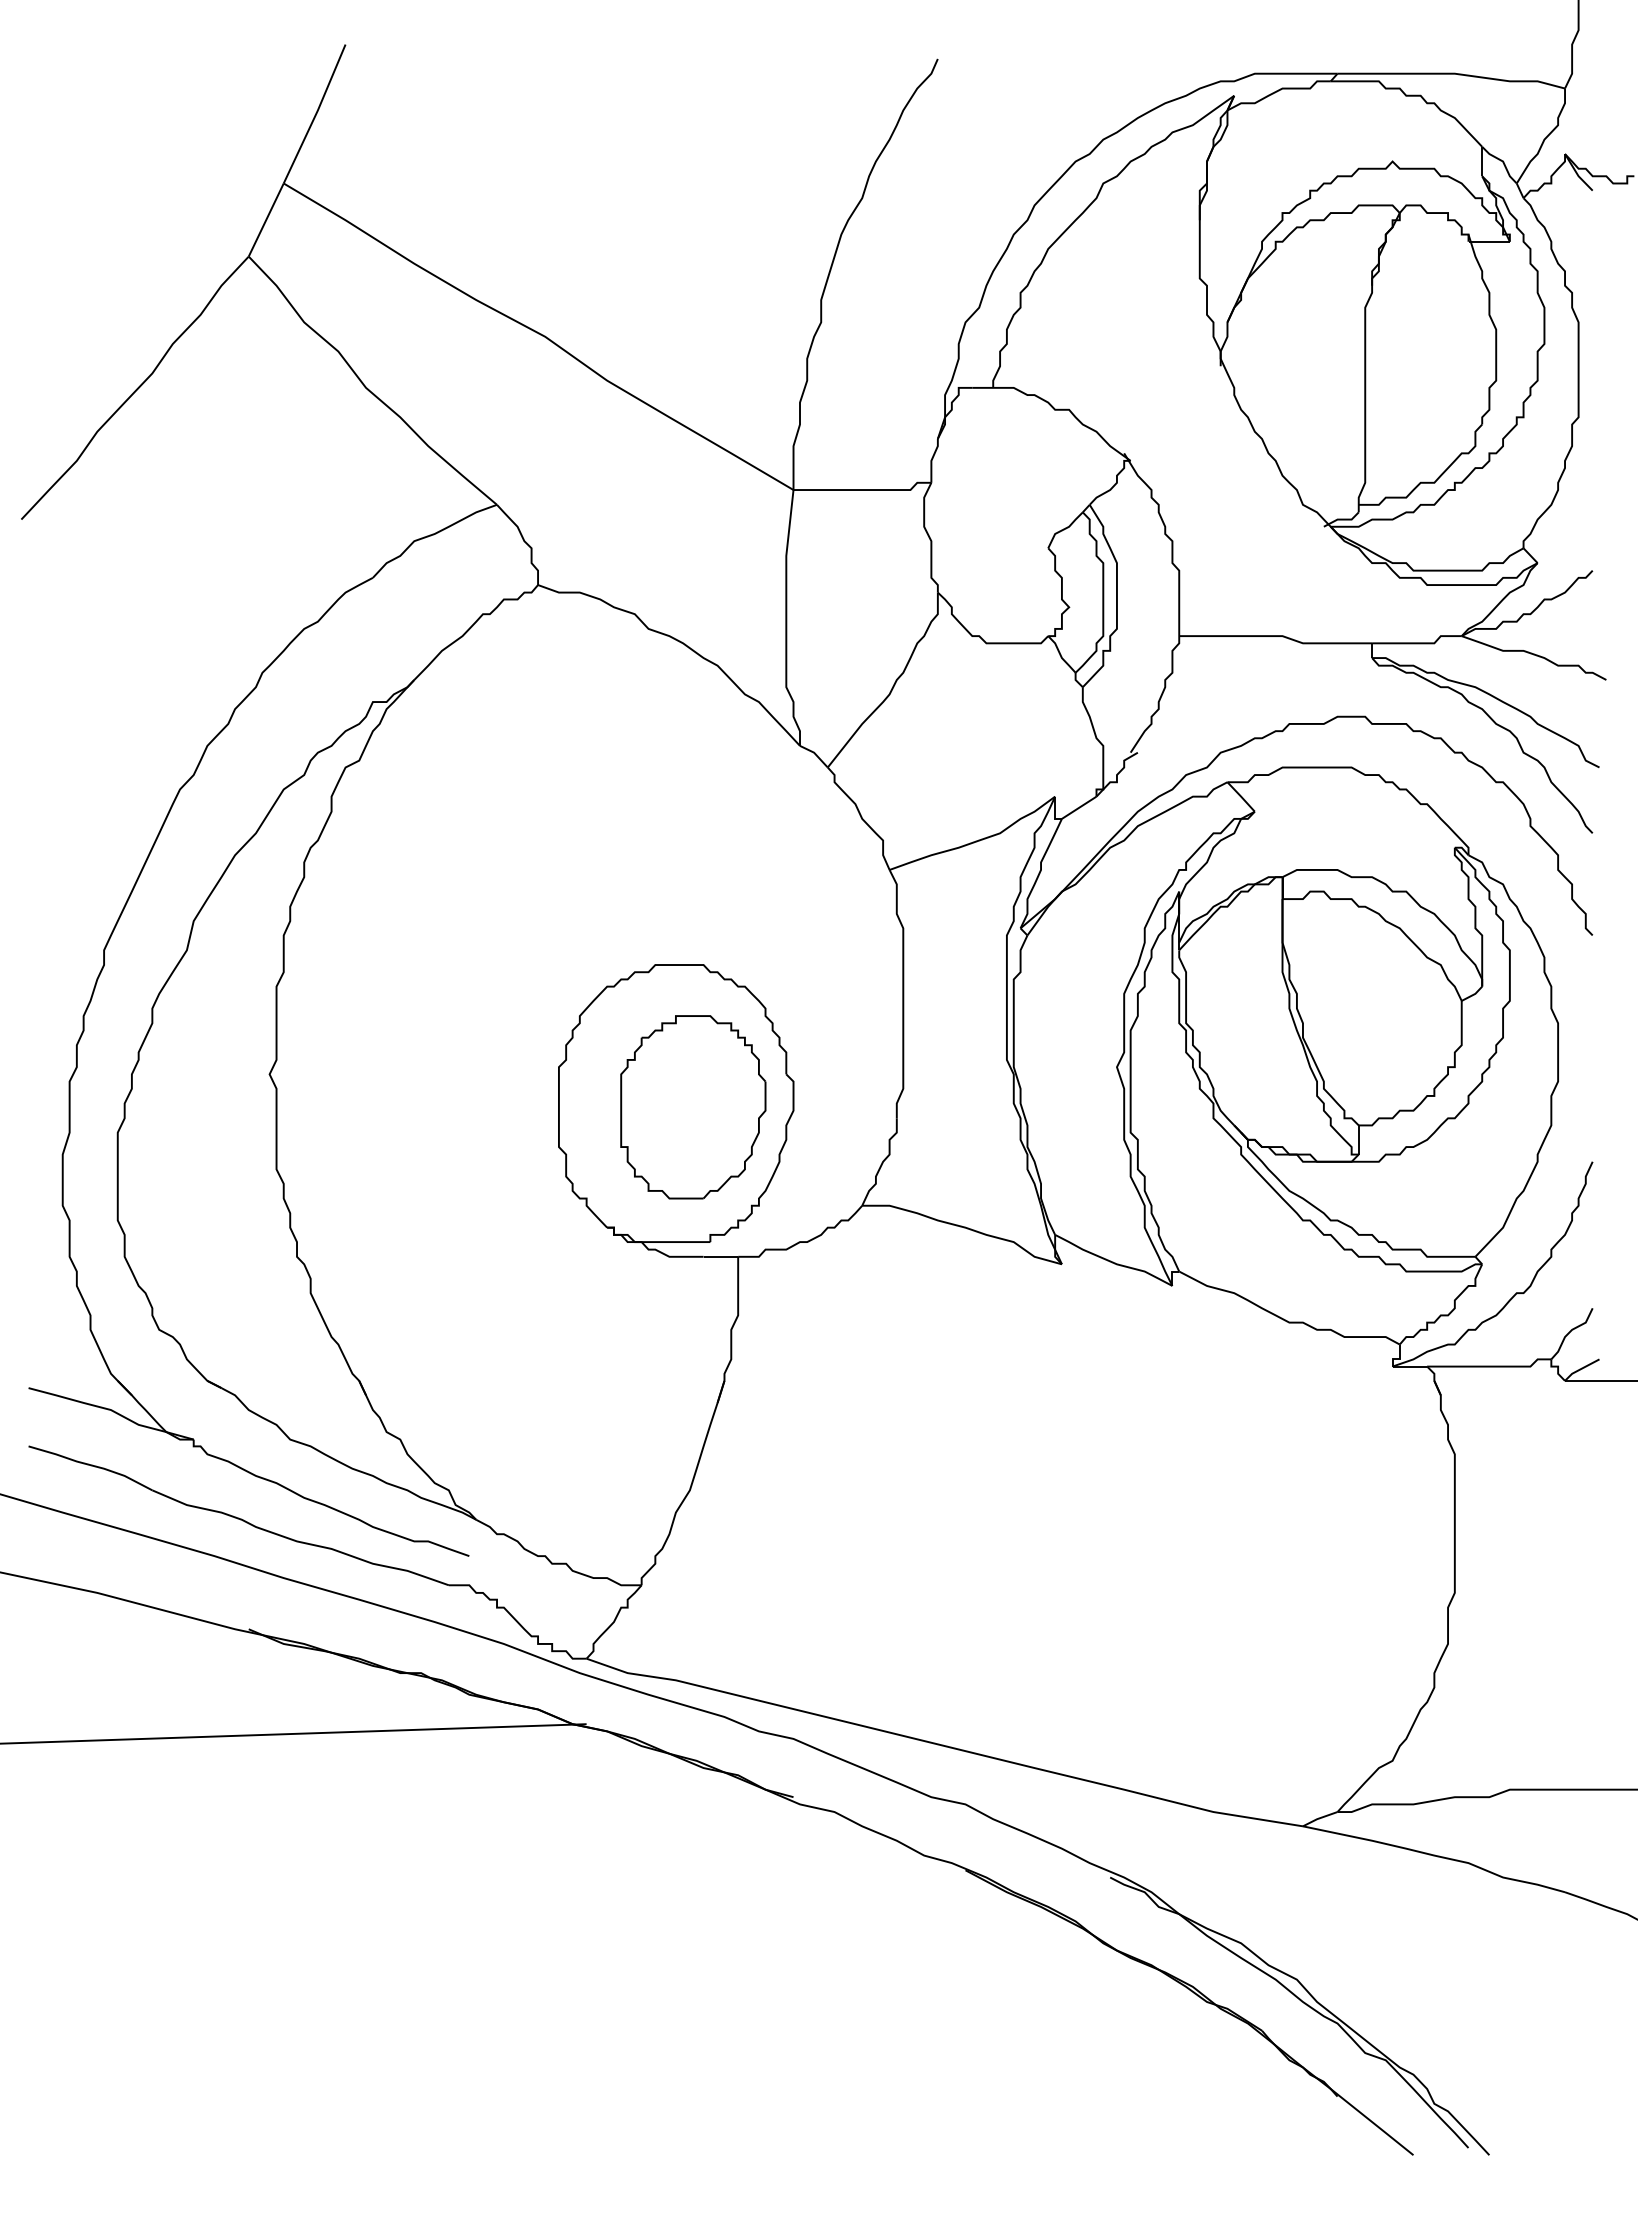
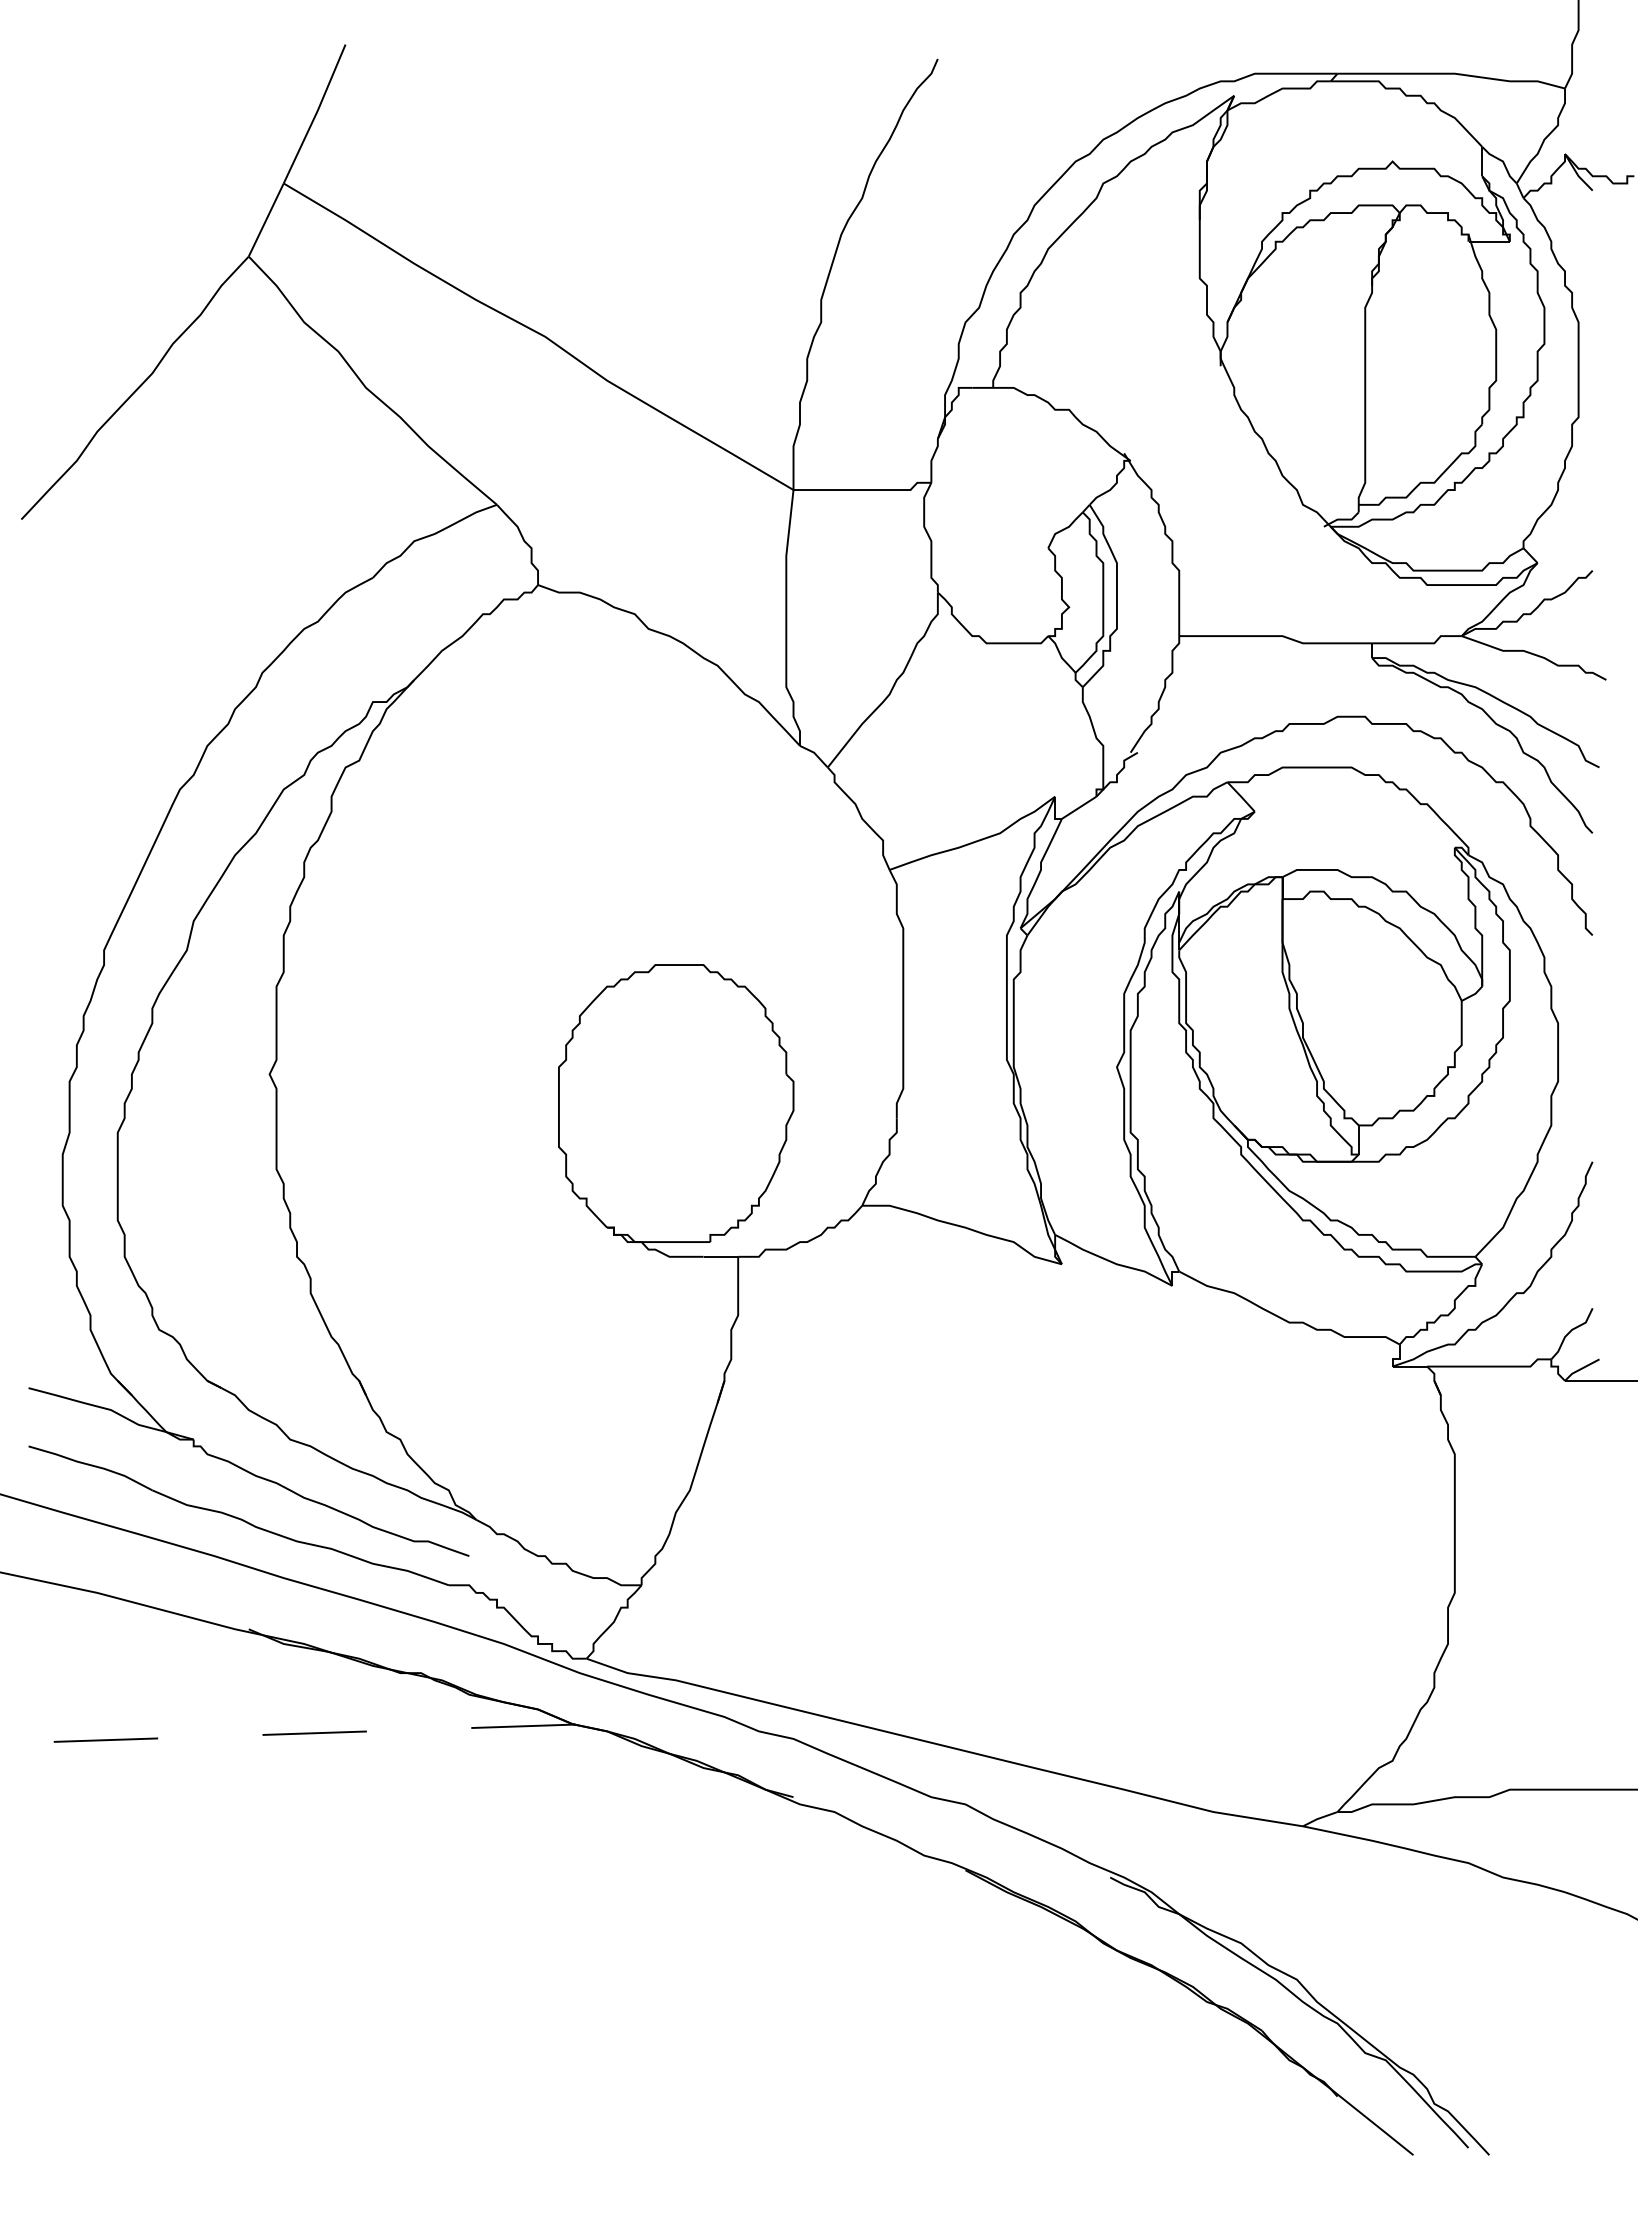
part: present -> none (693, 1107)
line: solid -> dashed (293, 1733)
